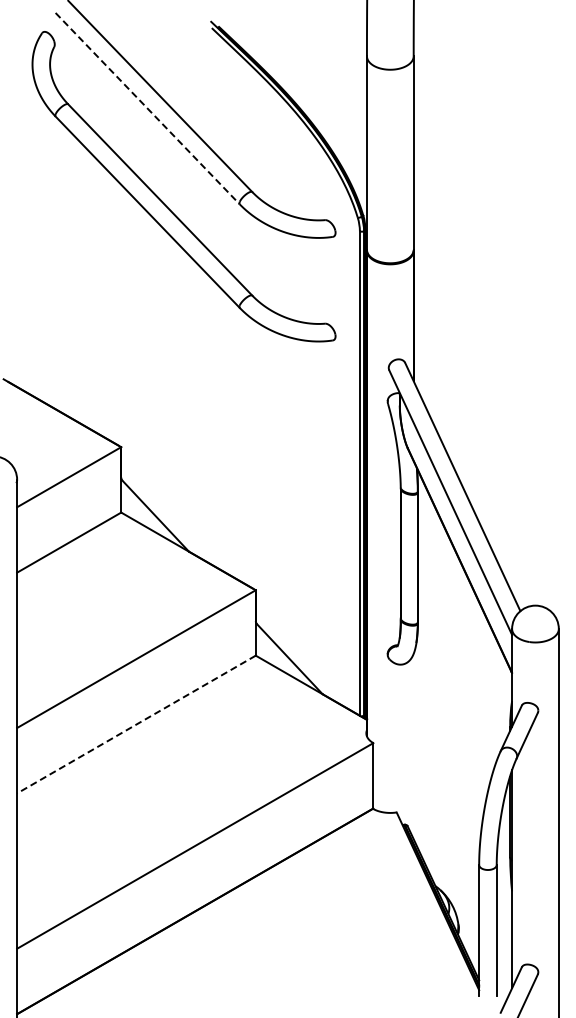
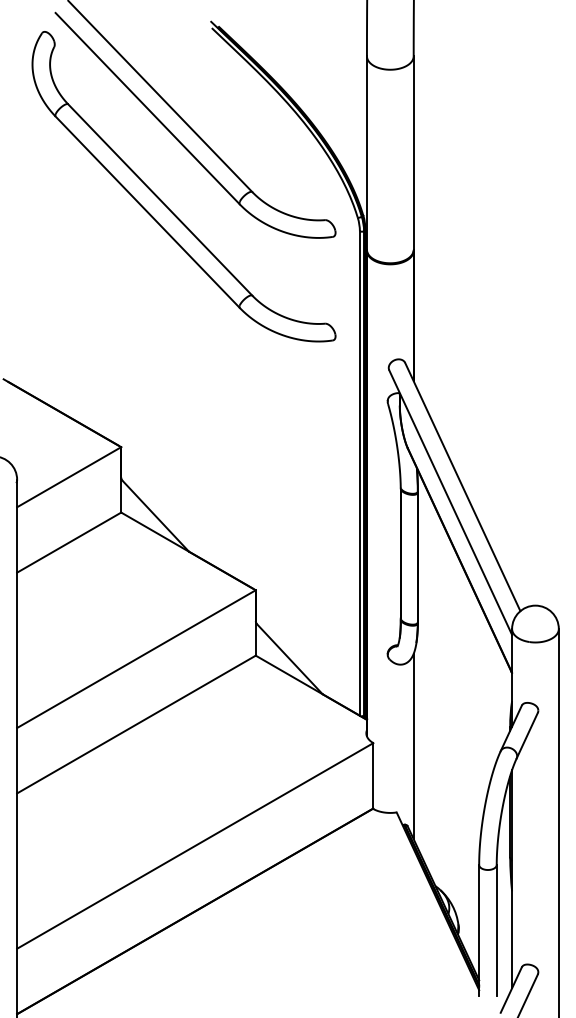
line: dashed -> solid (147, 108)
line: dashed -> solid (136, 724)
line: none -> present (413, 746)
